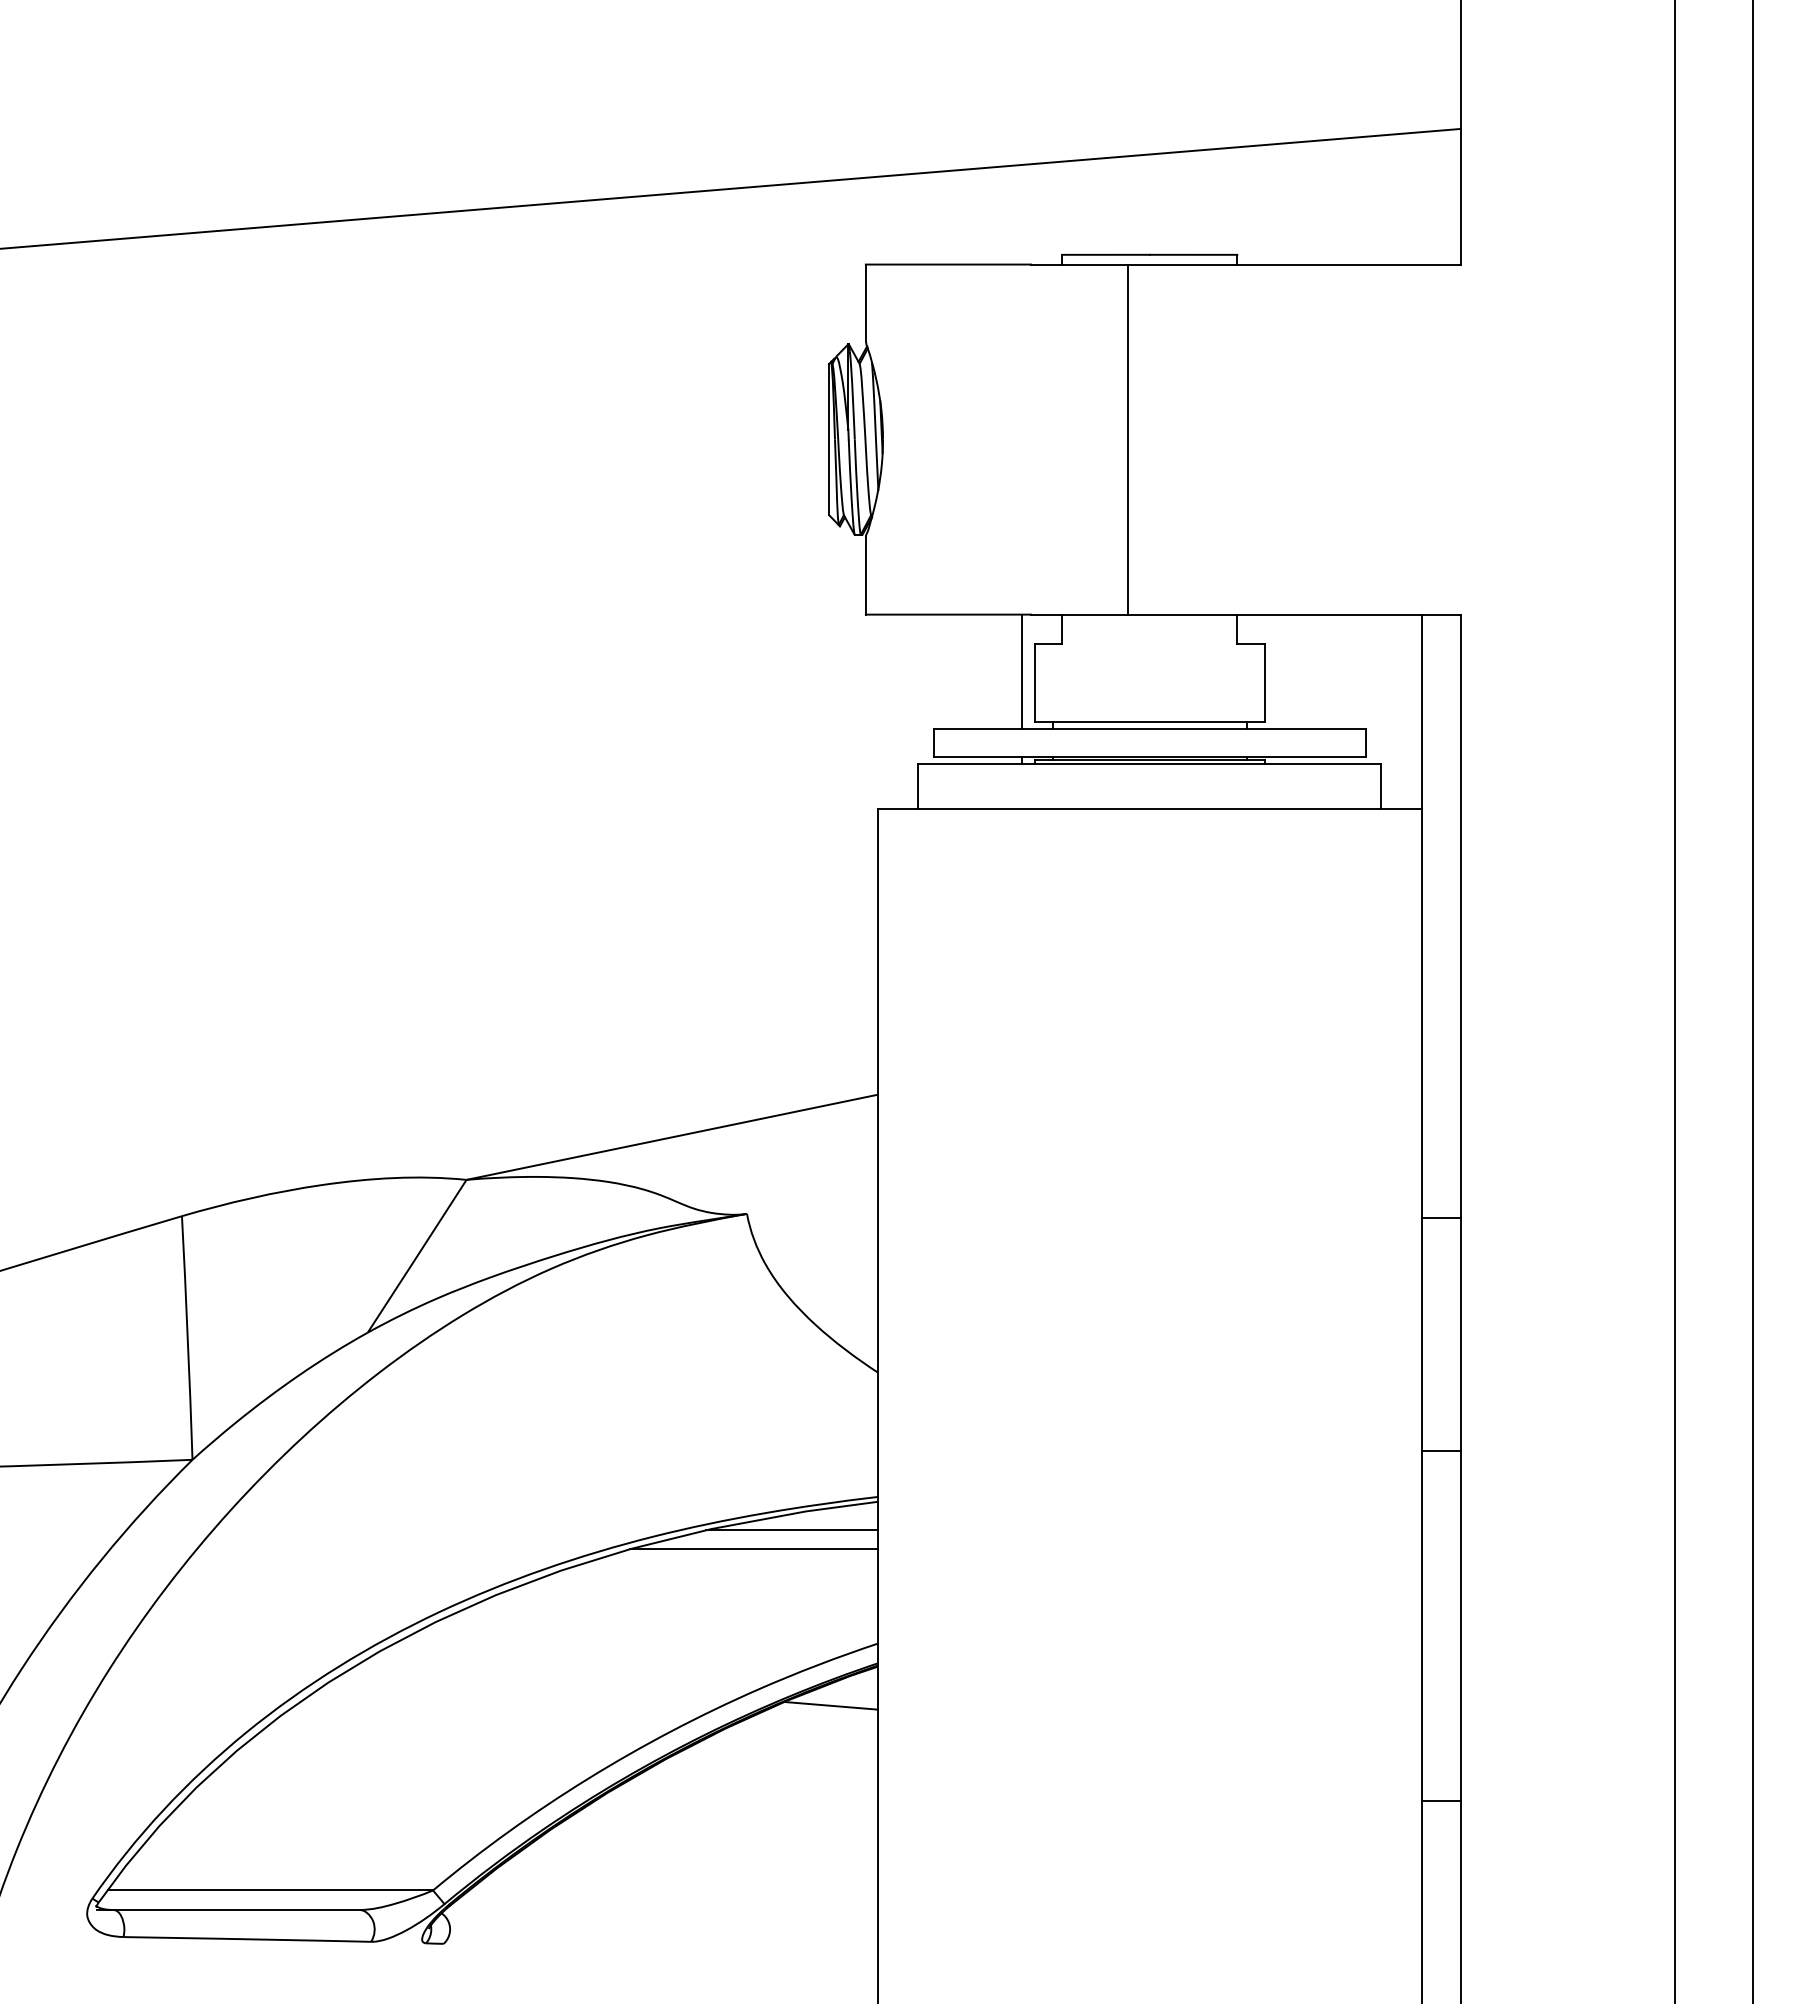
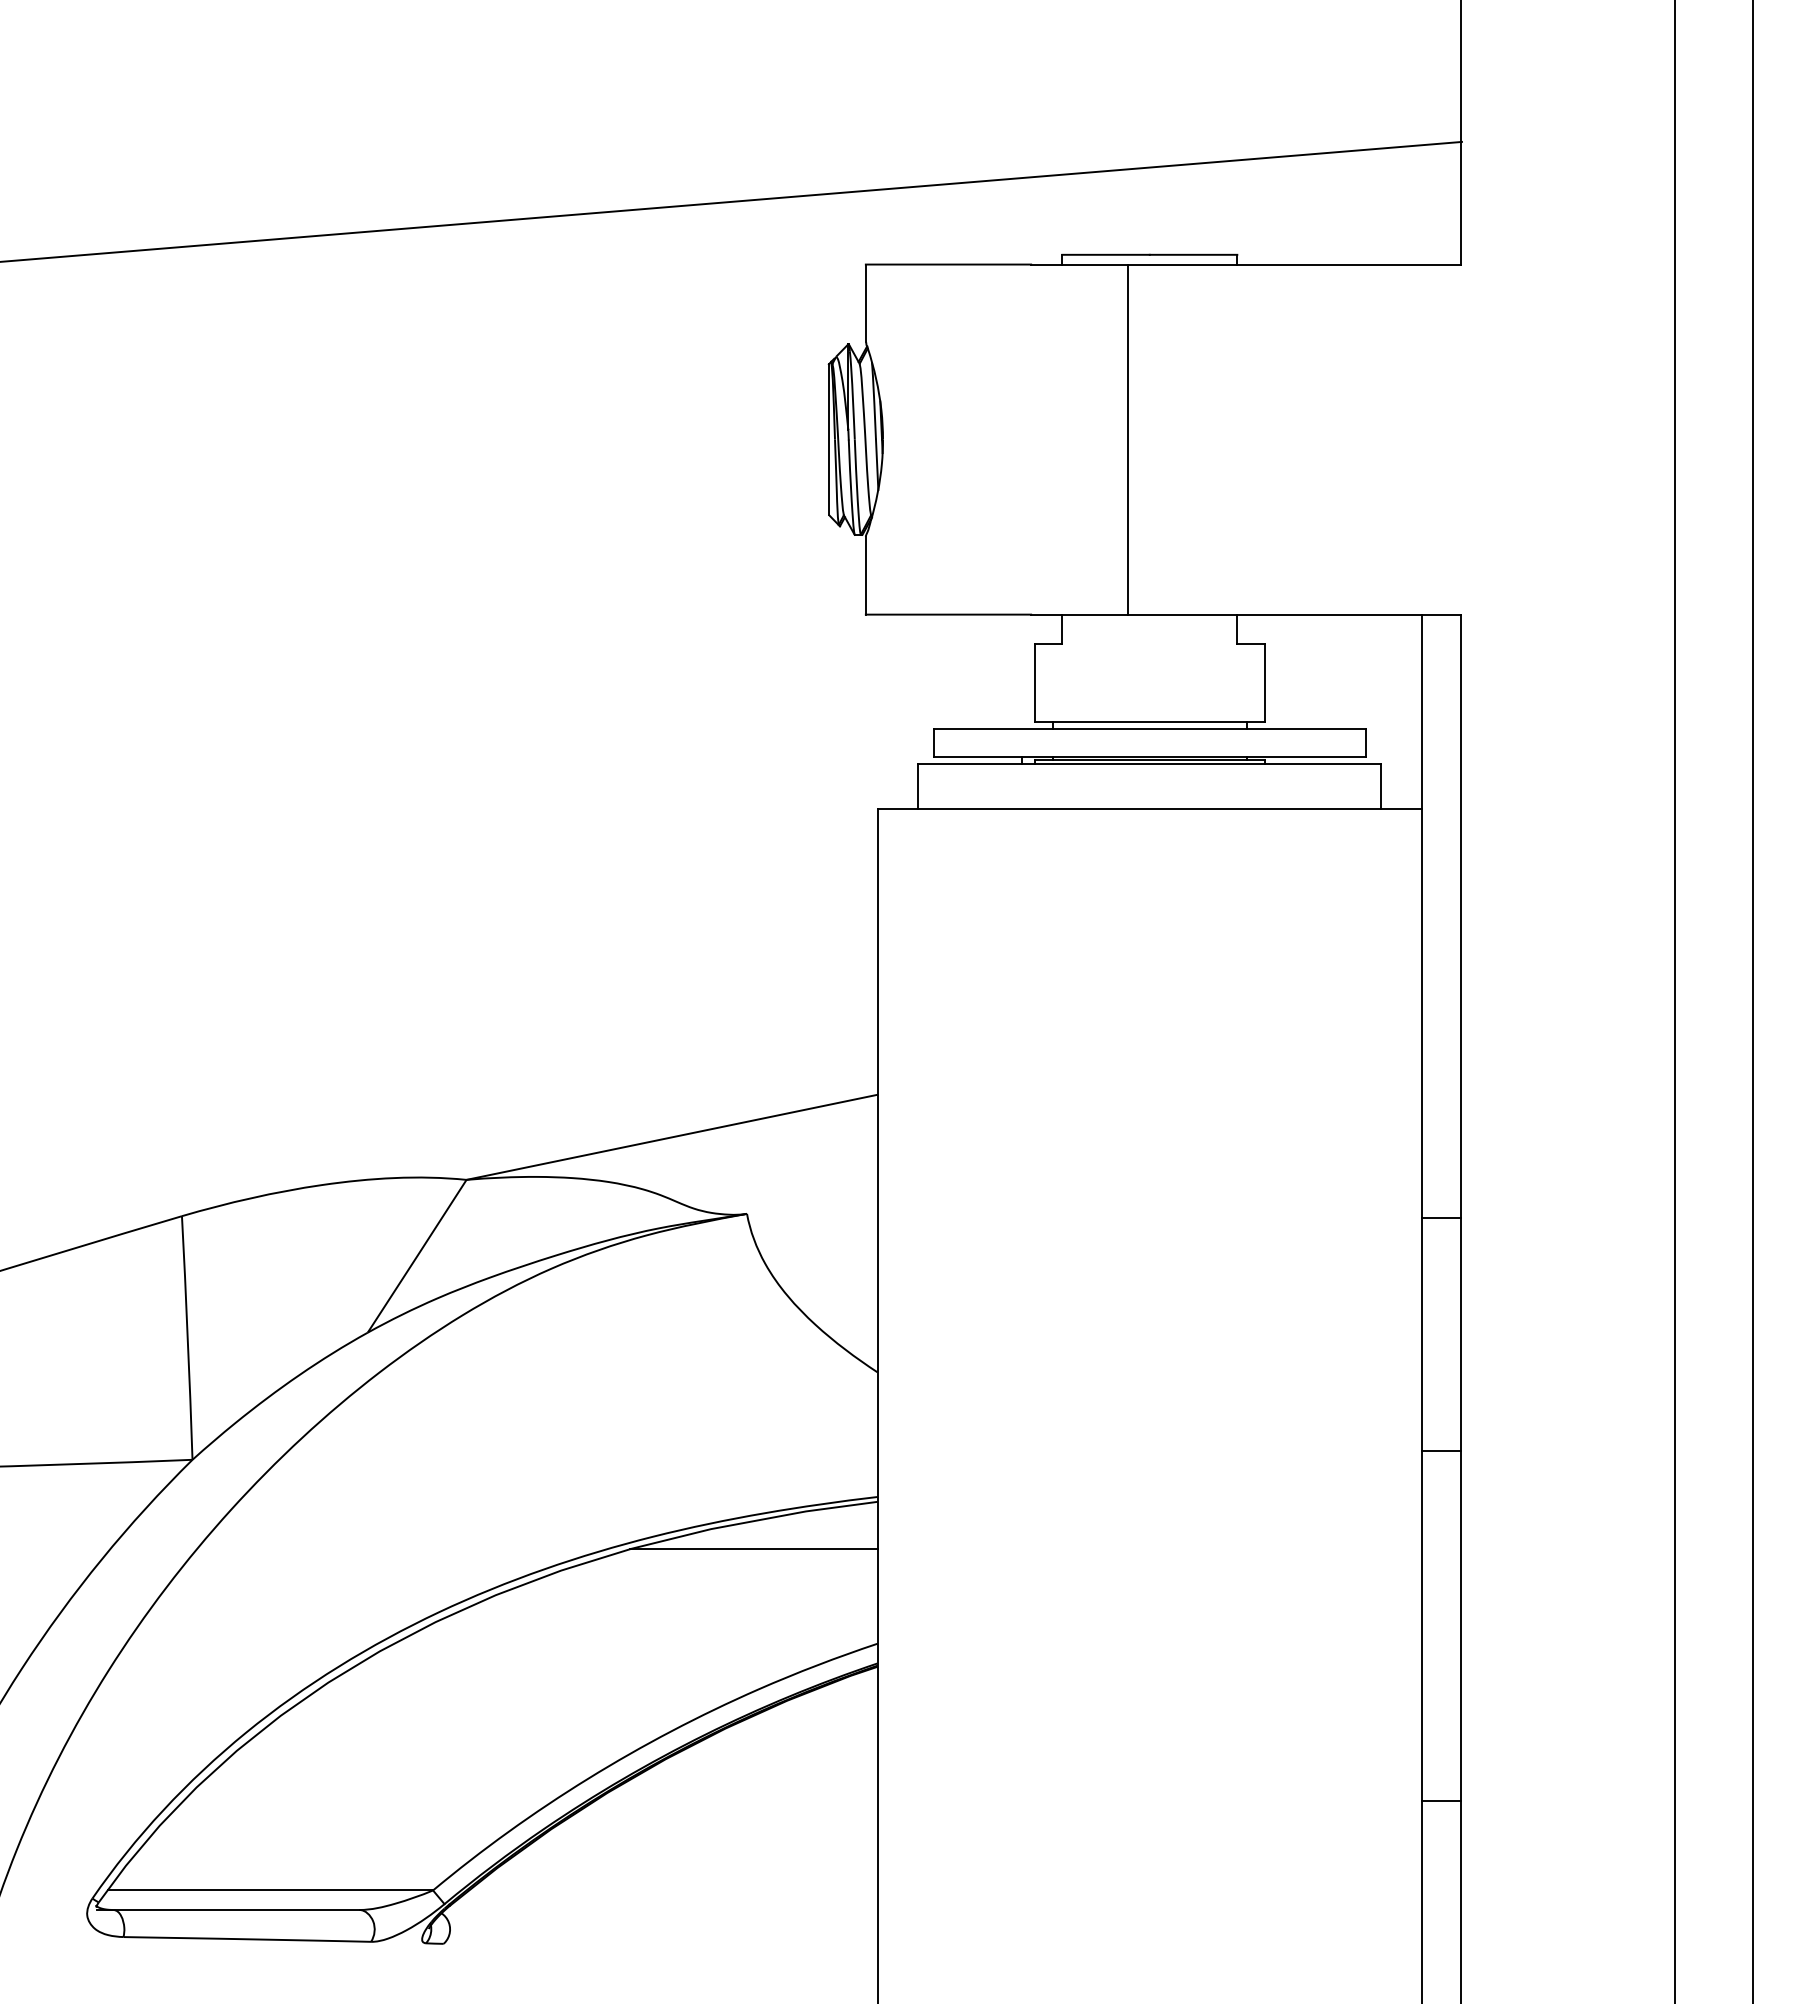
line position: (731, 188) -> (731, 201) (731, 201)
line: present -> none (1022, 671)
line: present -> none (791, 1530)
line: present -> none (830, 1705)
